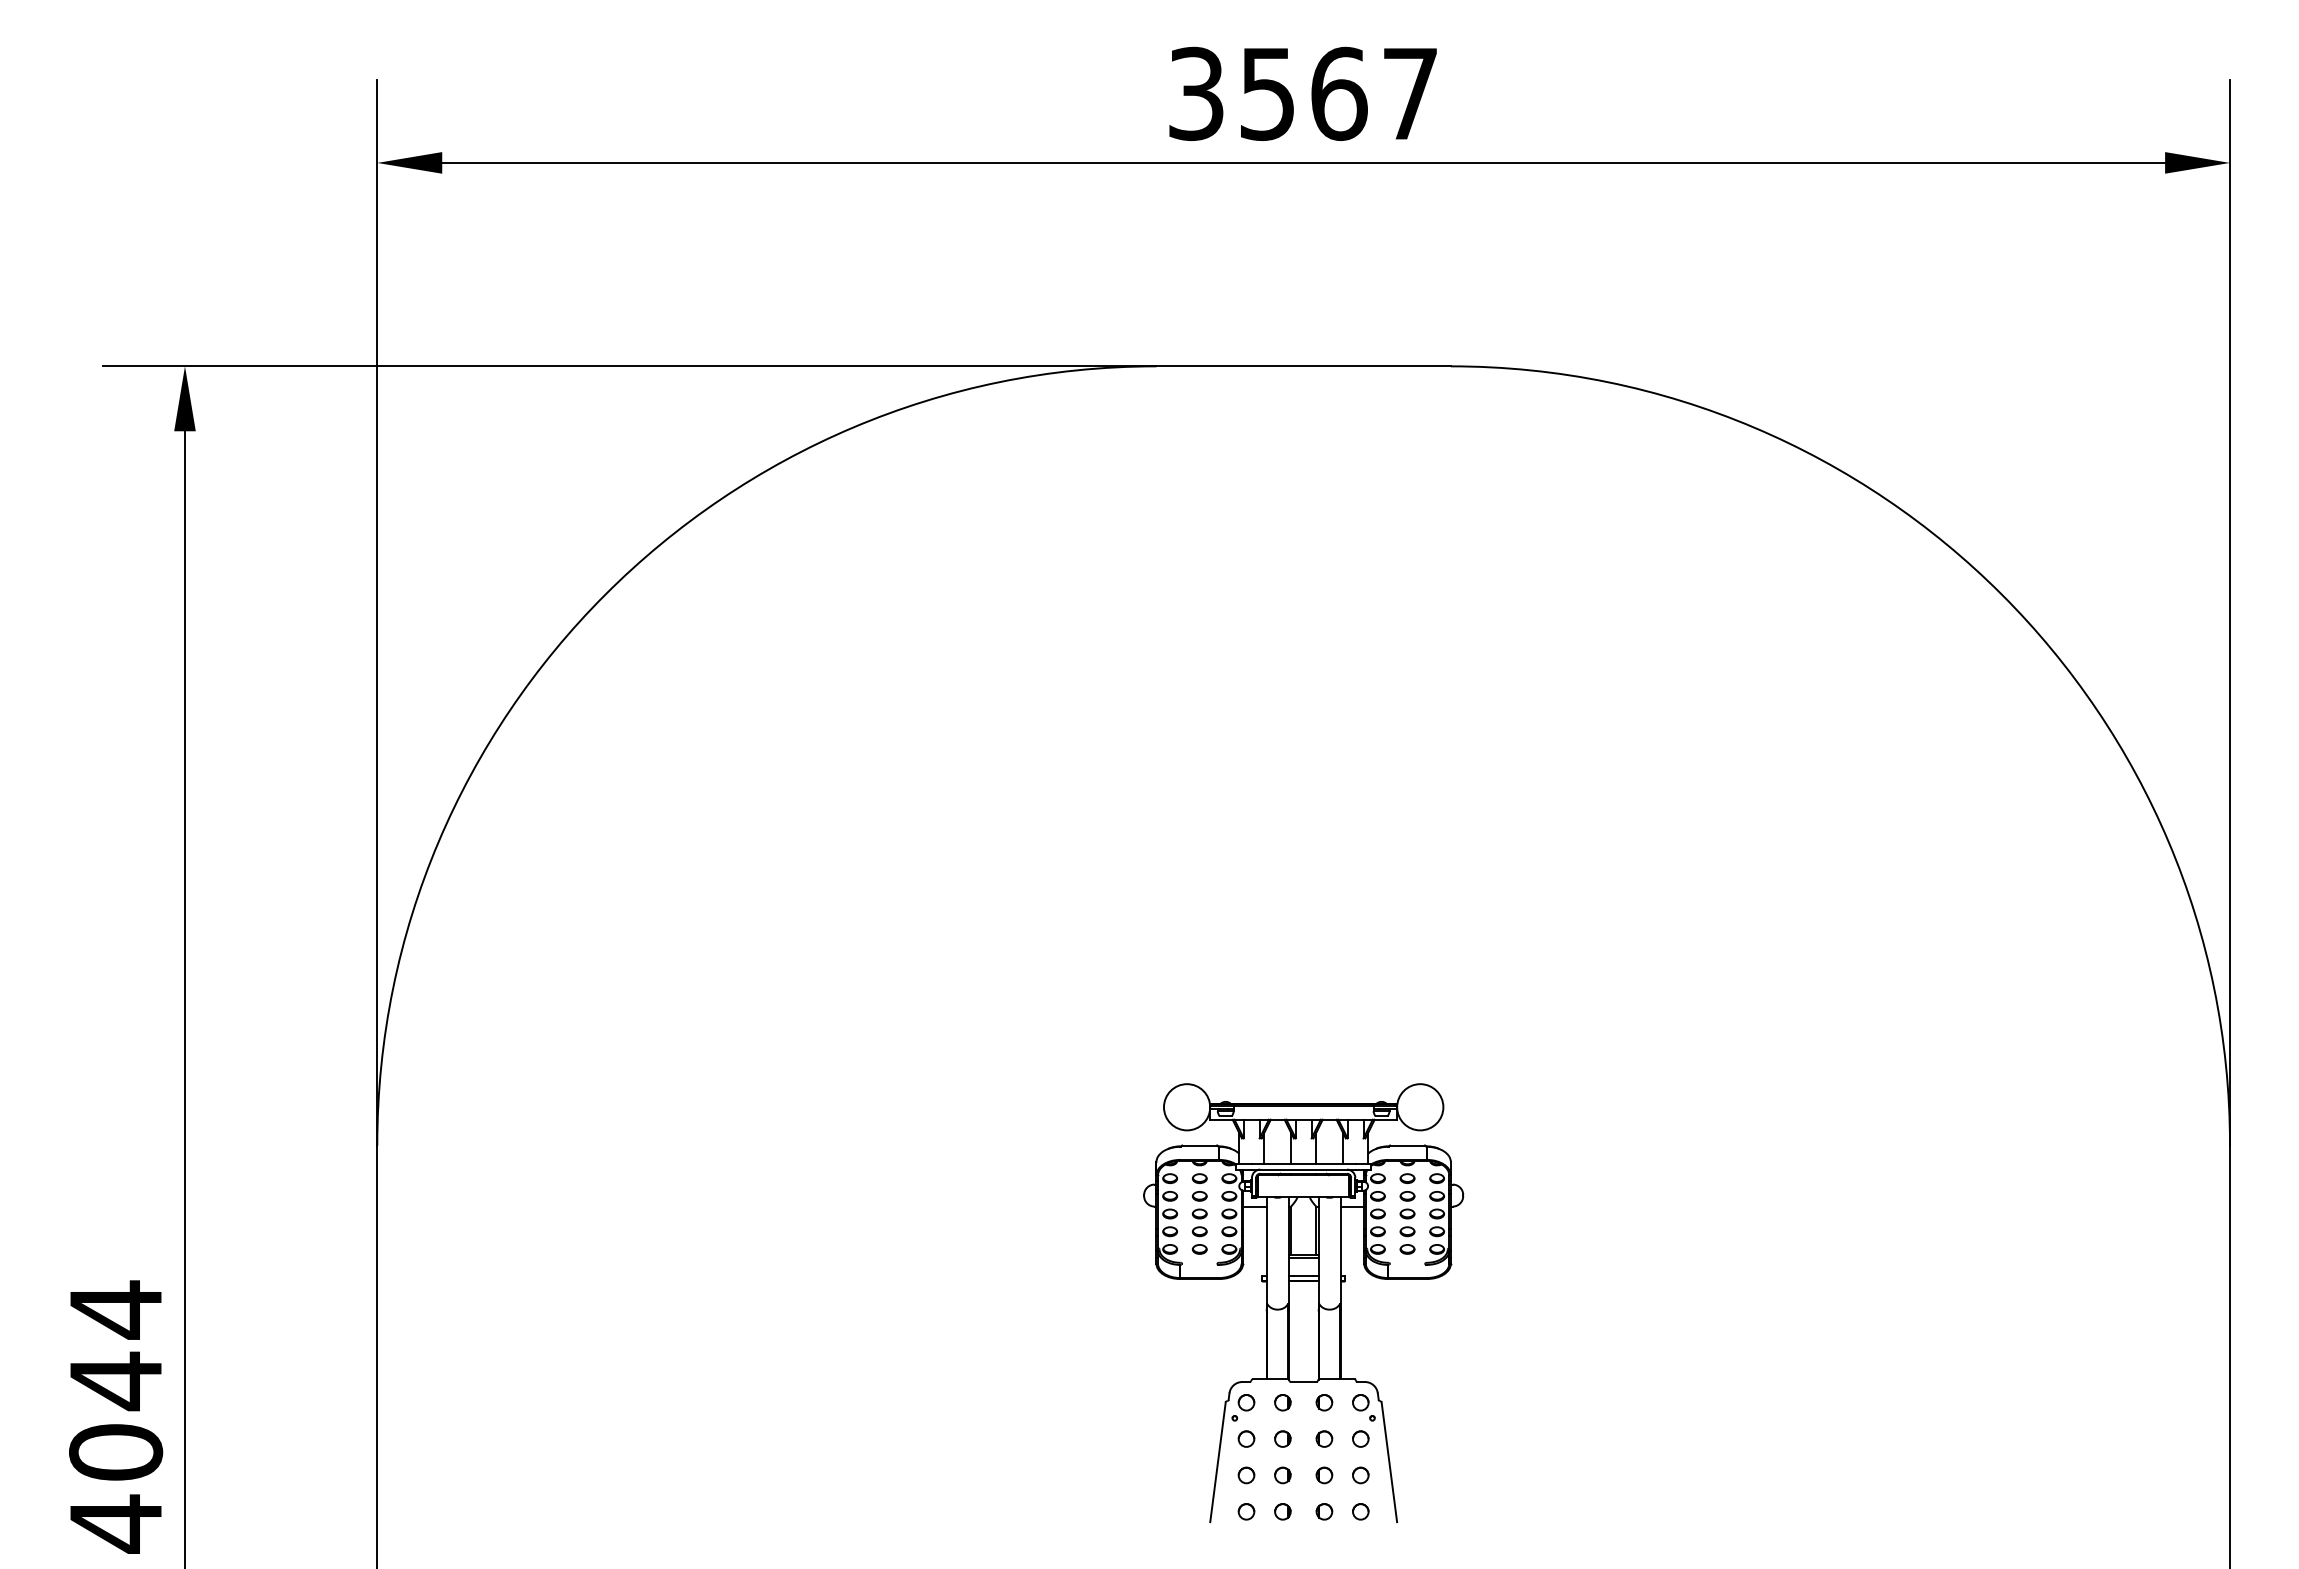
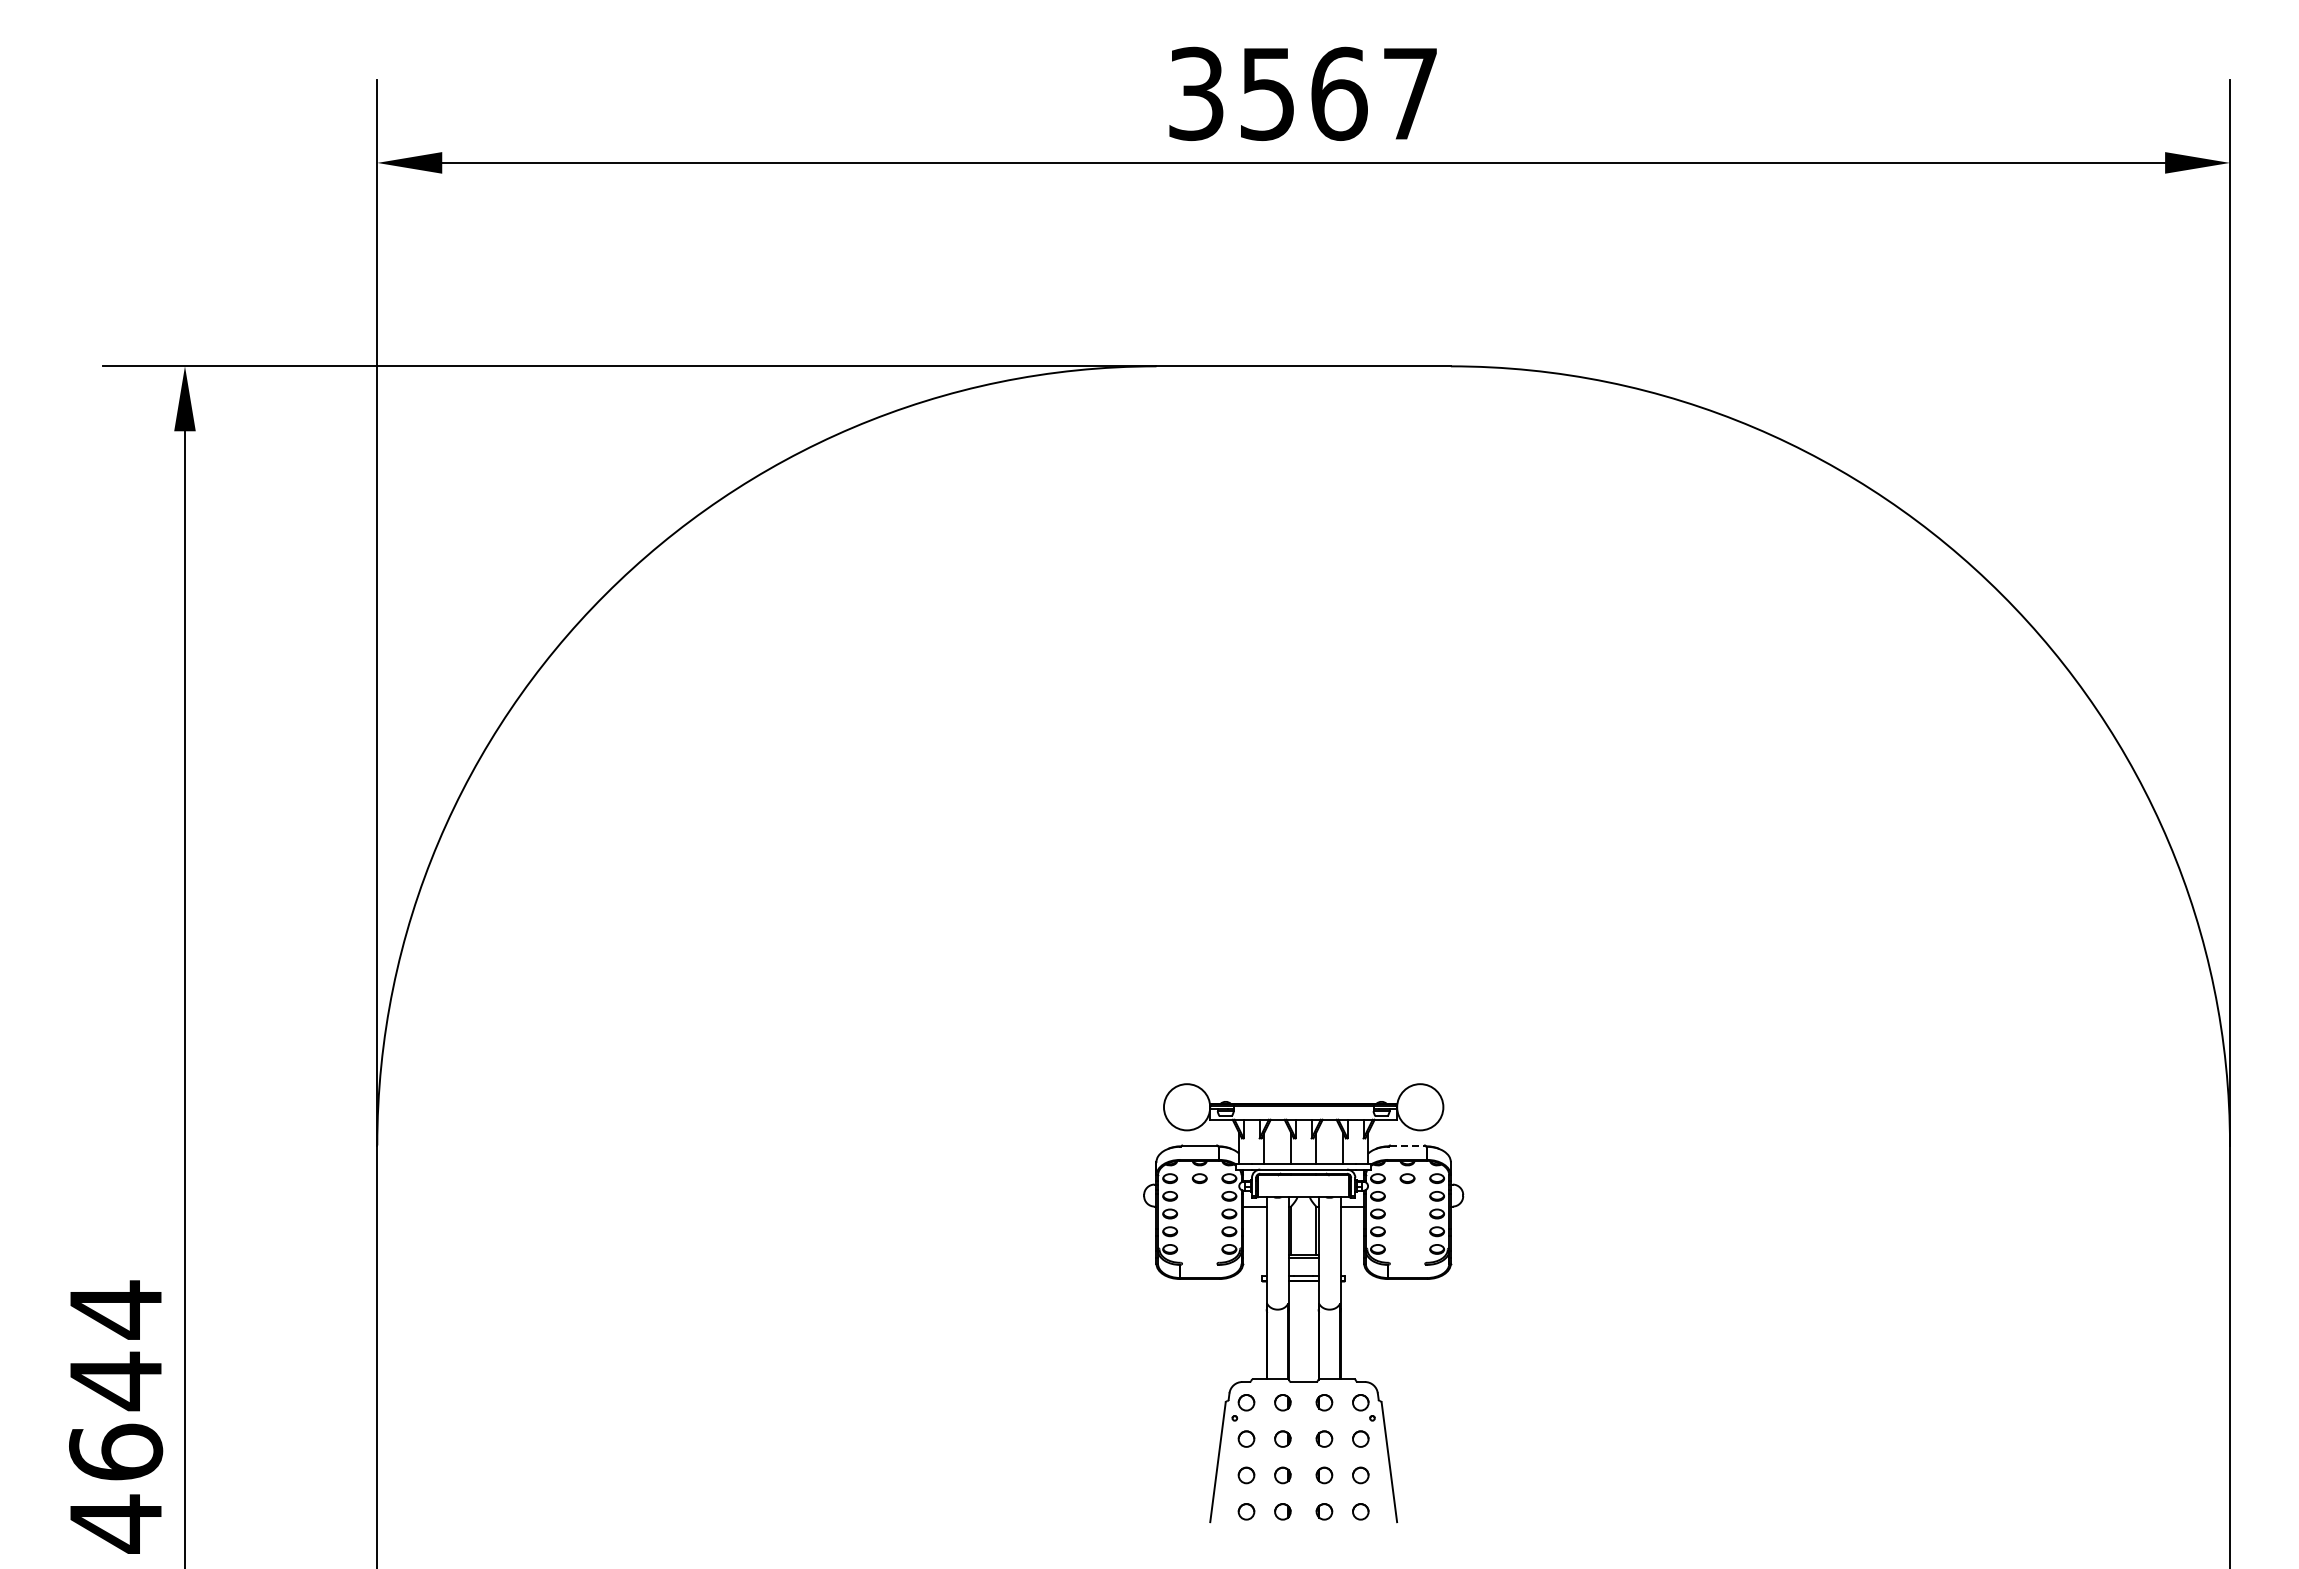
line: solid -> dashed (1407, 1145)
part: present -> none (1199, 1222)
part: present -> none (1407, 1222)
text: 4044 -> 4644 (116, 1451)
